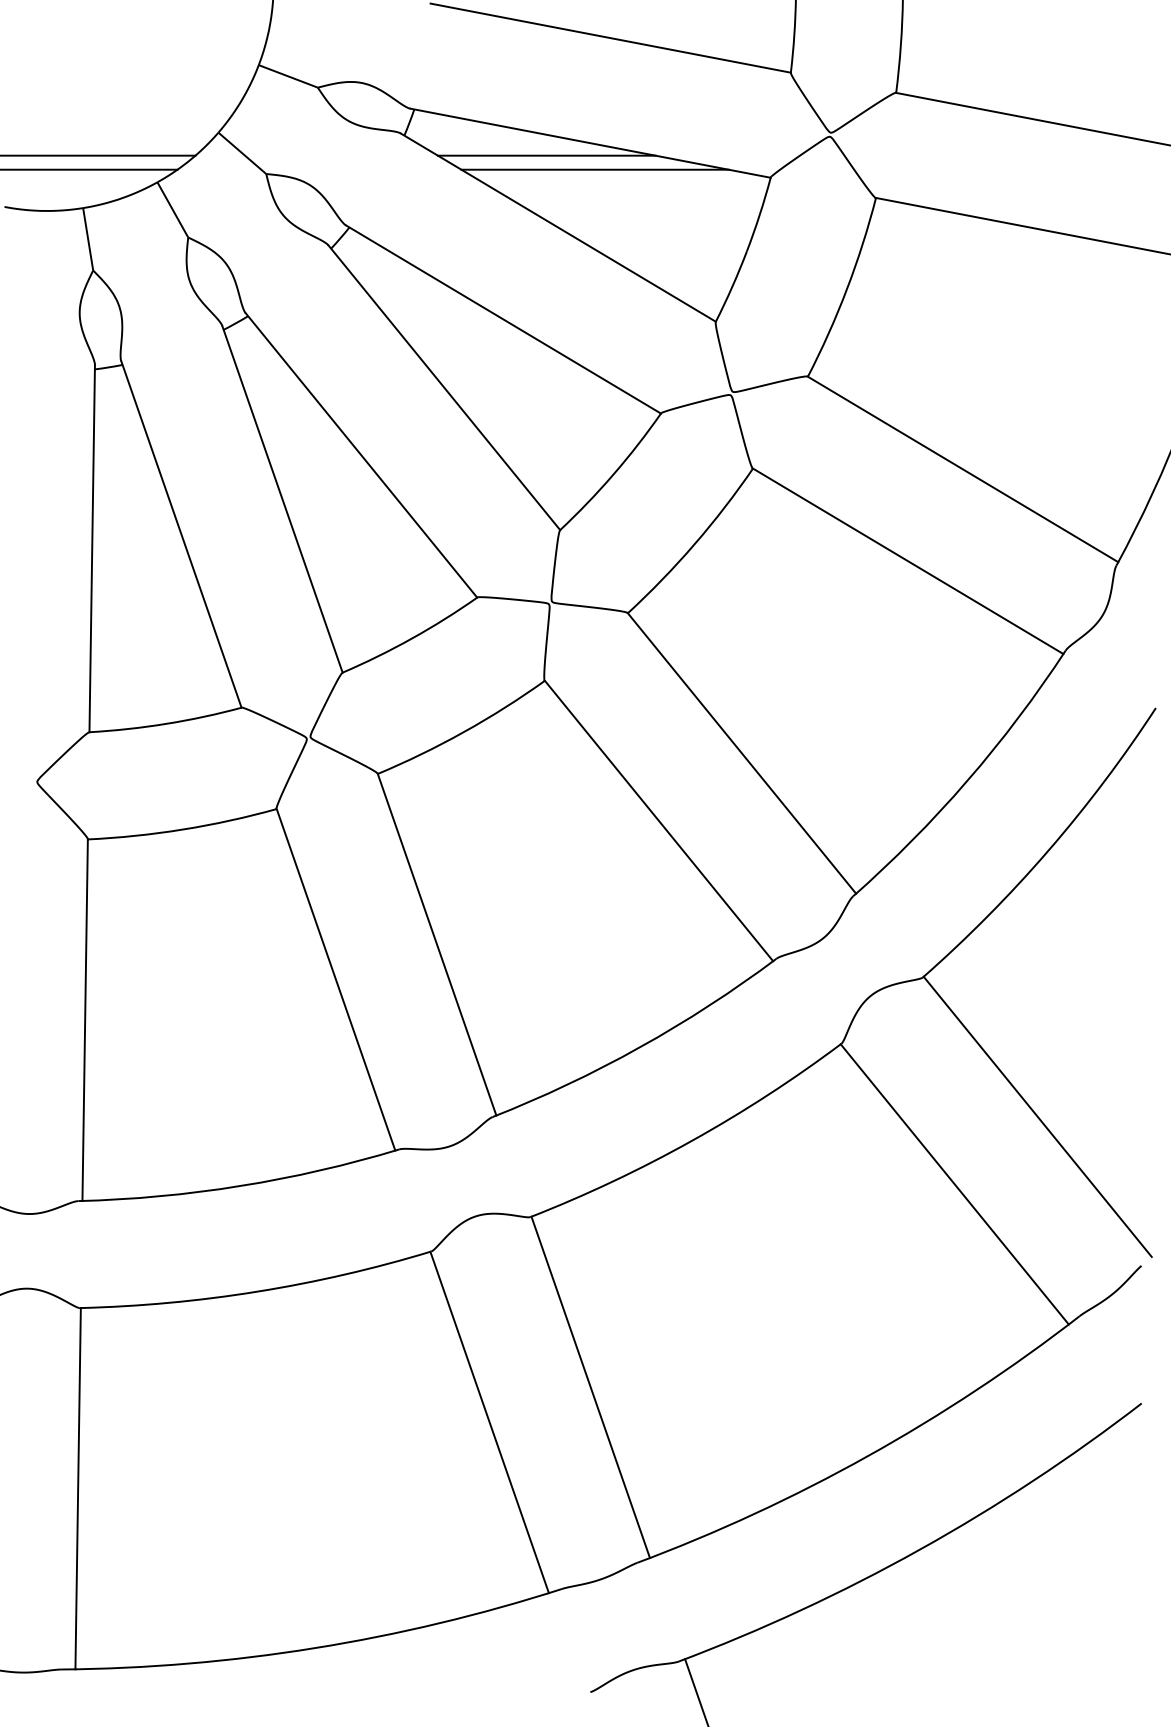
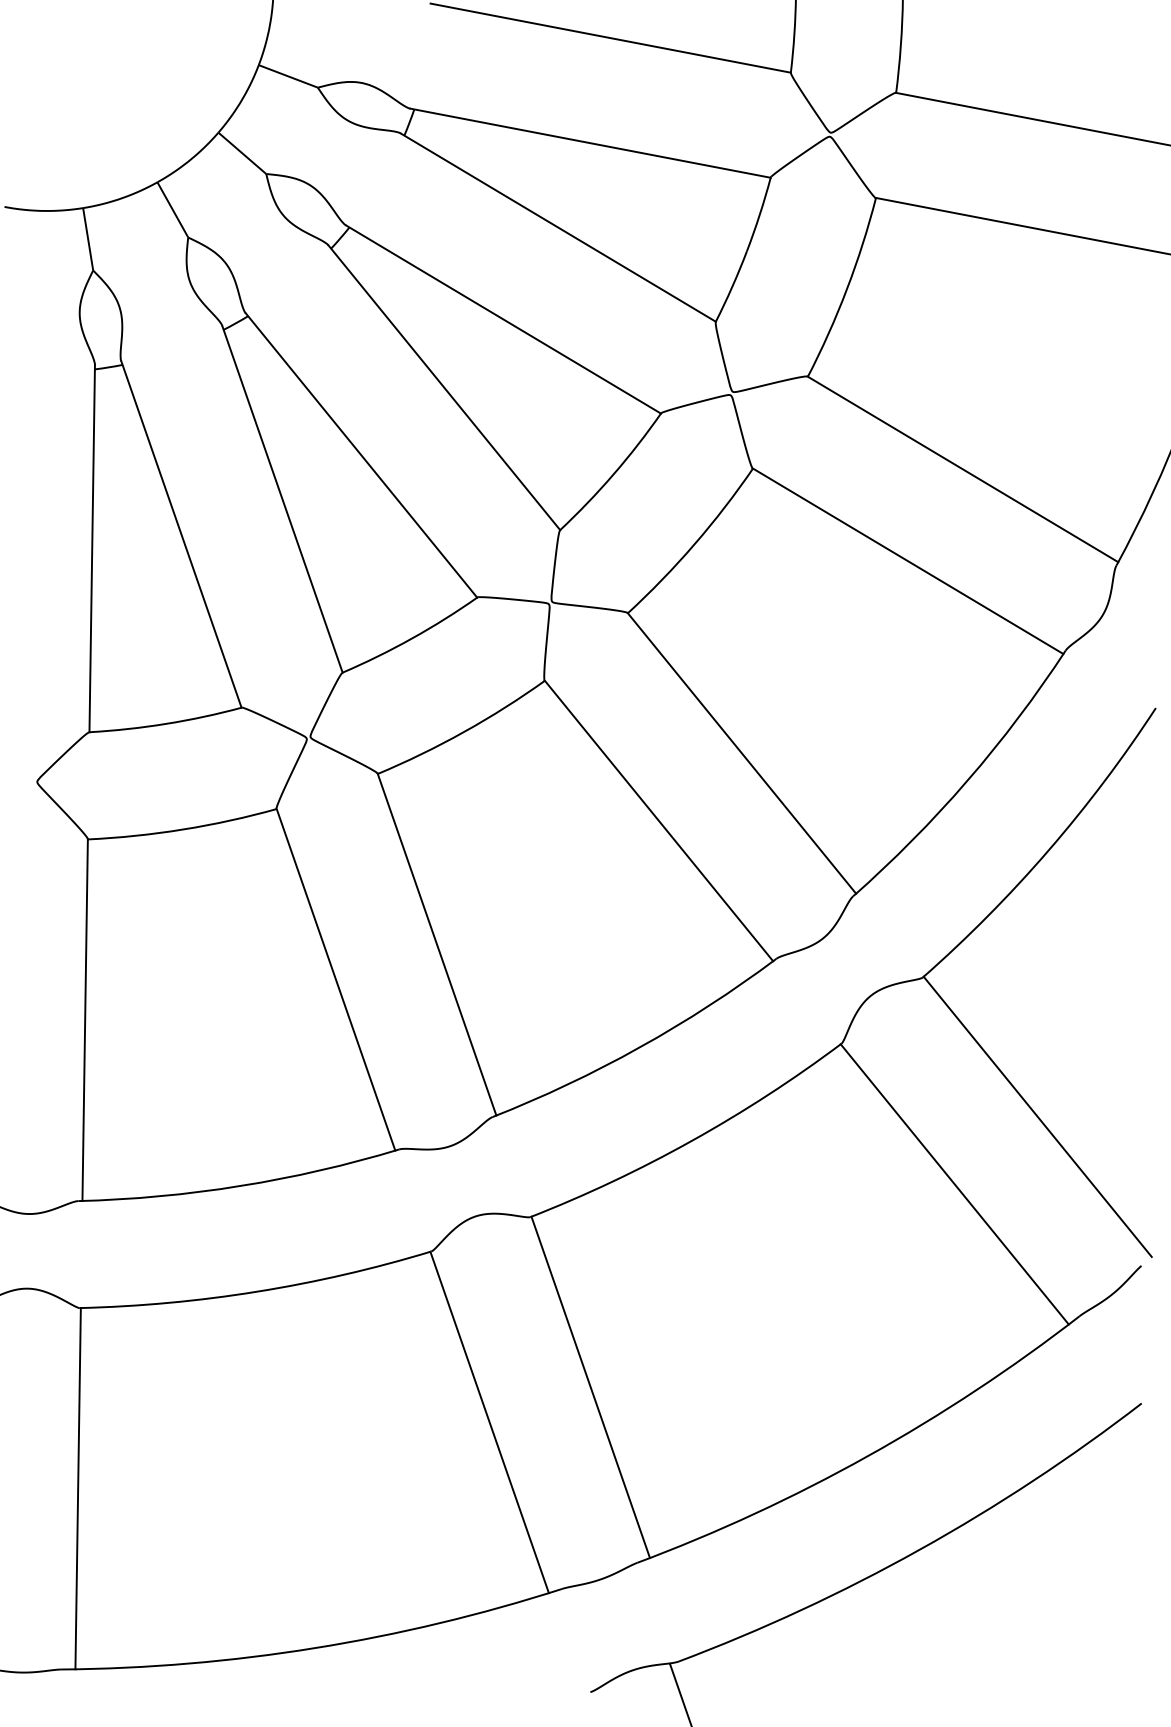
line: present -> none (98, 155)
line: present -> none (546, 155)
line: present -> none (89, 169)
line: present -> none (594, 169)
line position: (696, 1691) -> (680, 1693) (680, 1693)
